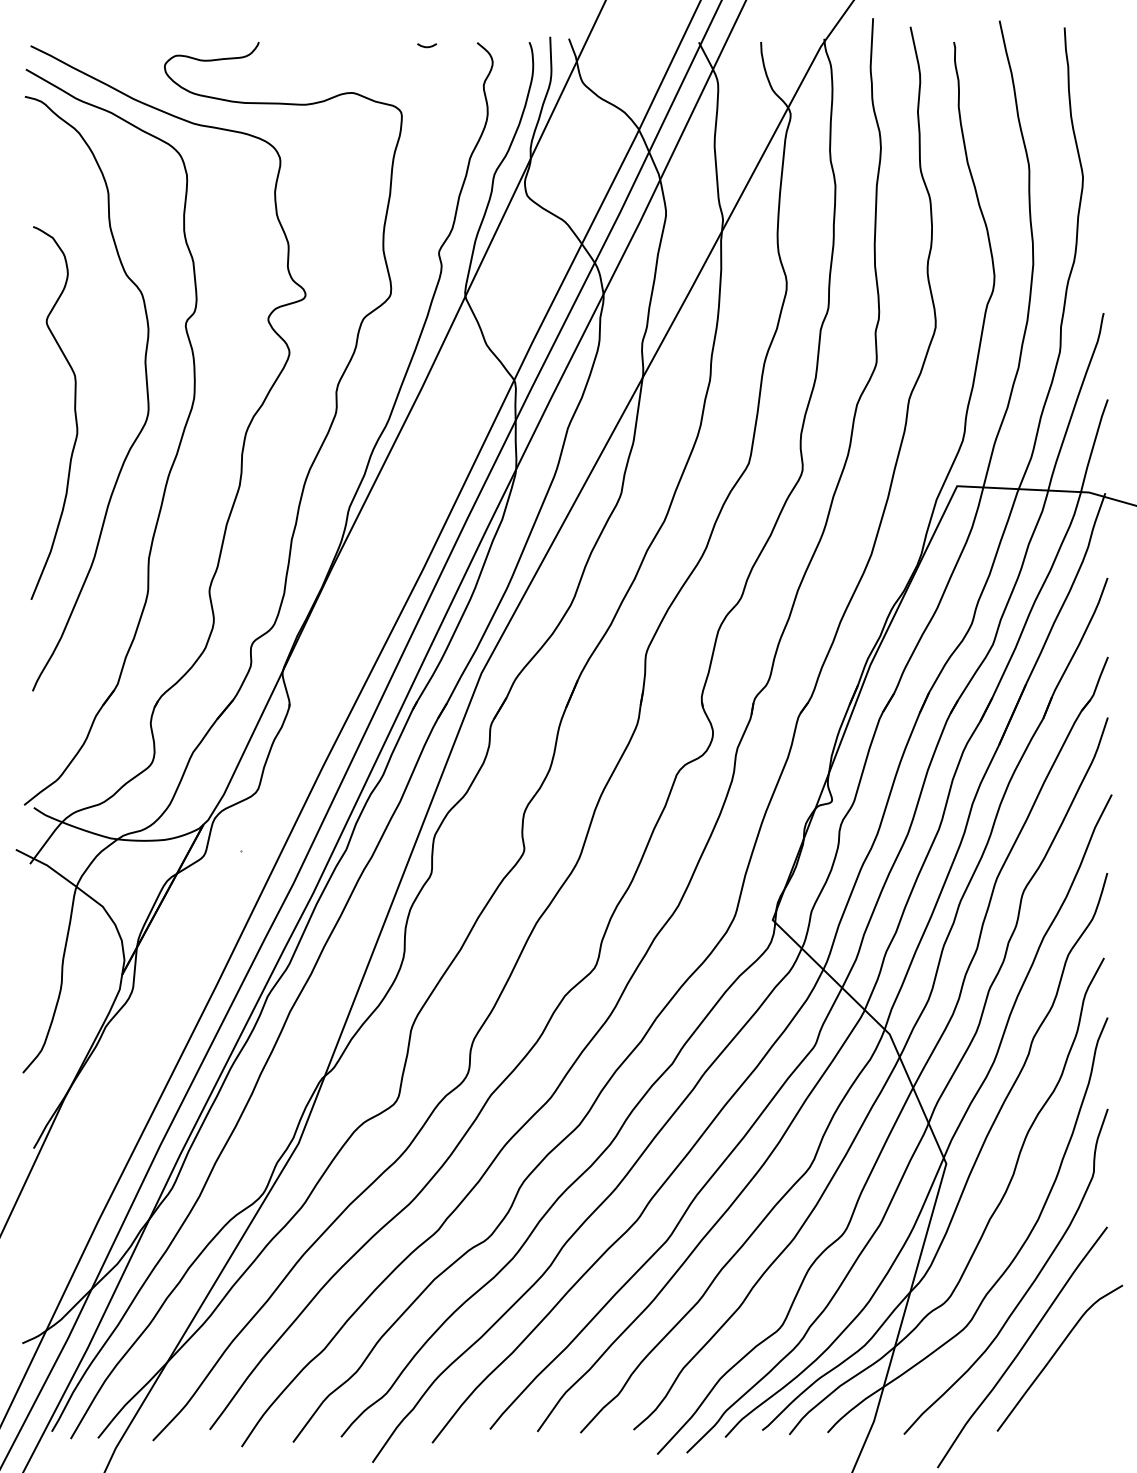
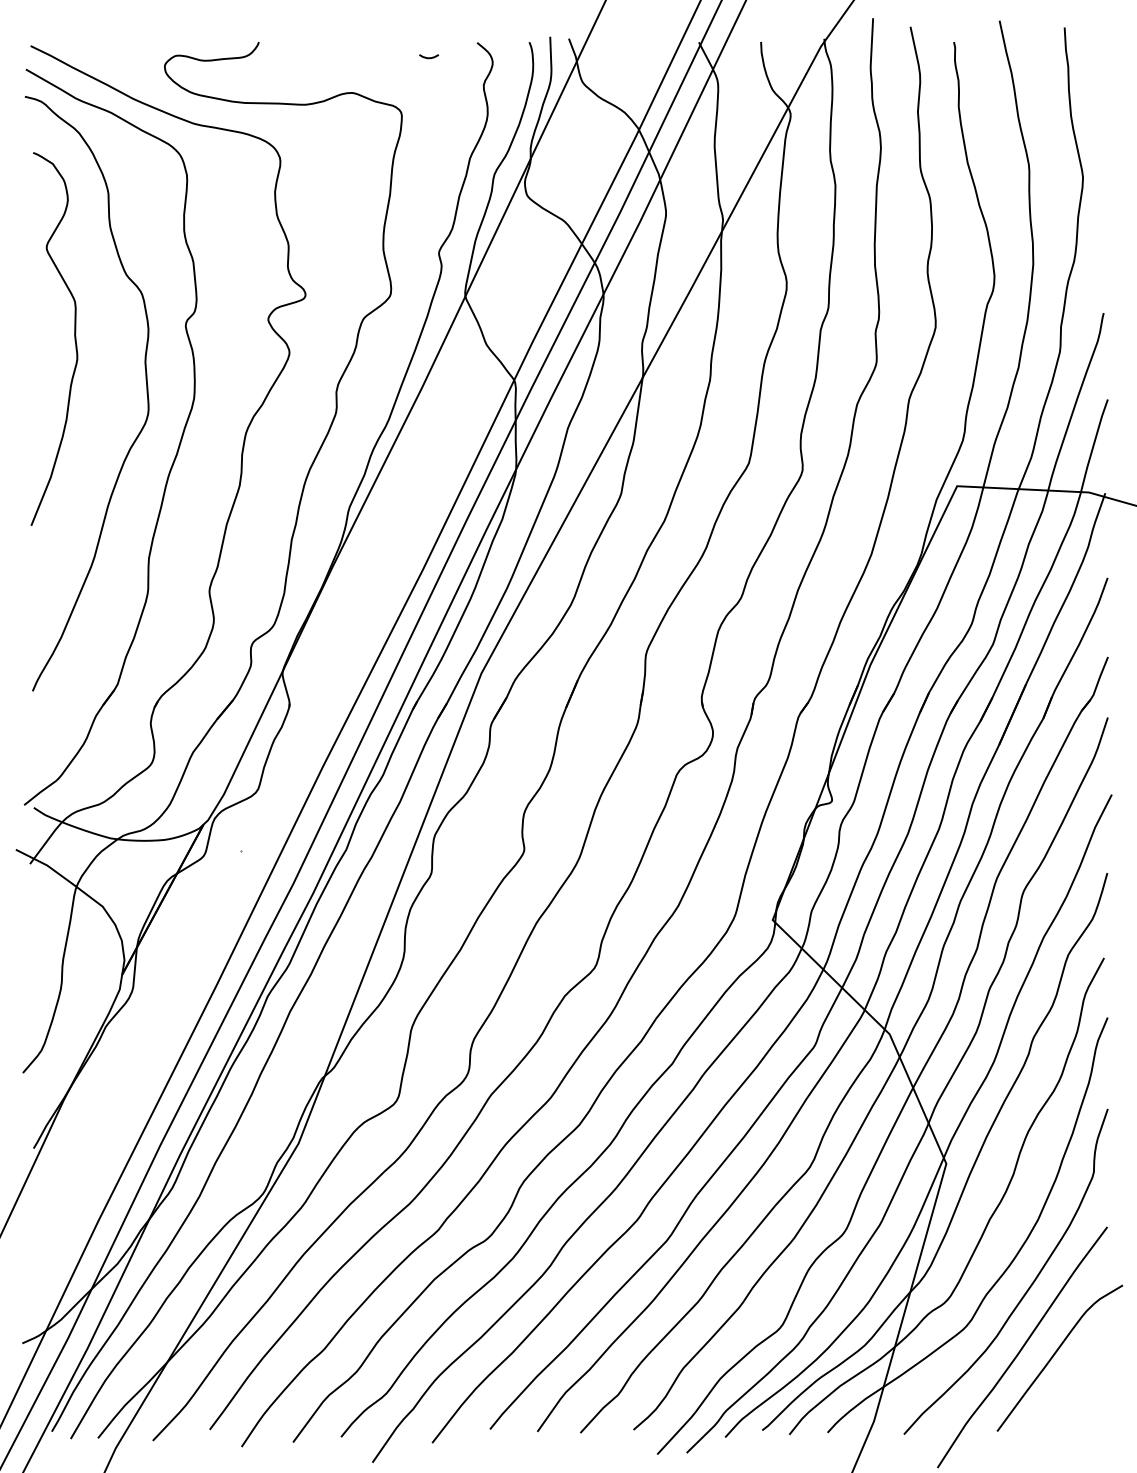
curve position: (426, 46) -> (428, 57) (428, 57)
curve position: (74, 412) -> (74, 338) (74, 338)
